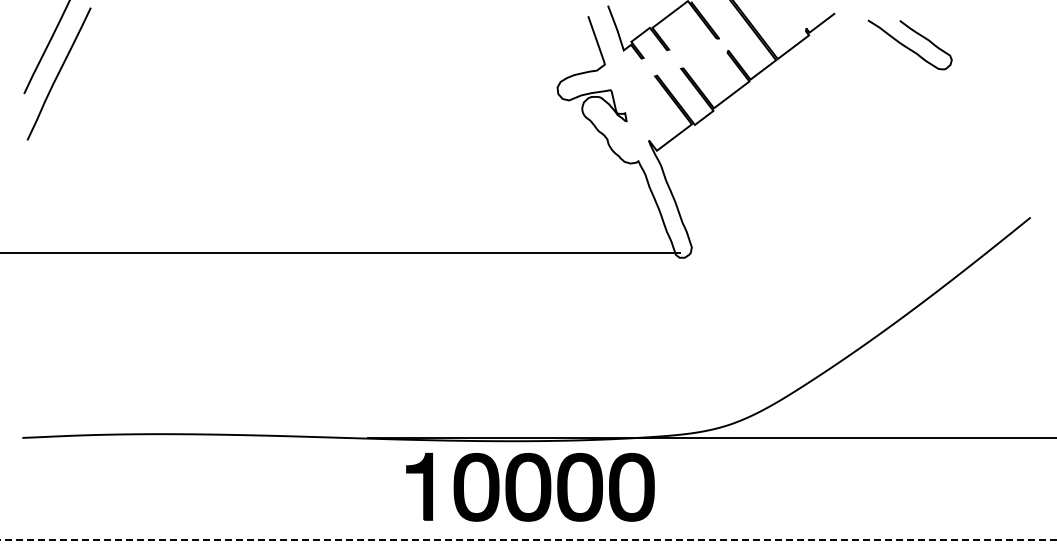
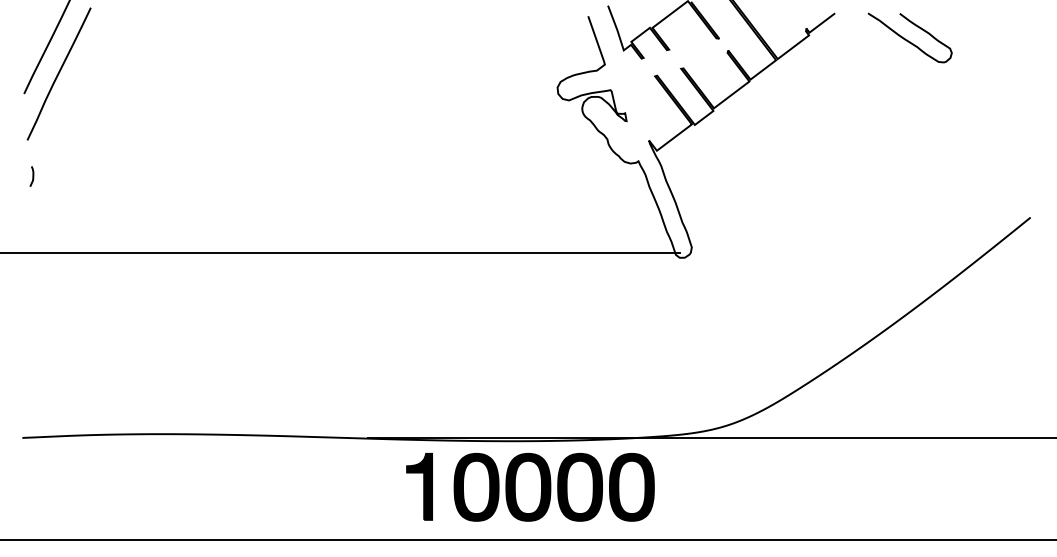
curve position: (907, 46) -> (907, 39) (907, 39)
curve: none -> present (32, 176)
line: dashed -> solid (528, 540)
